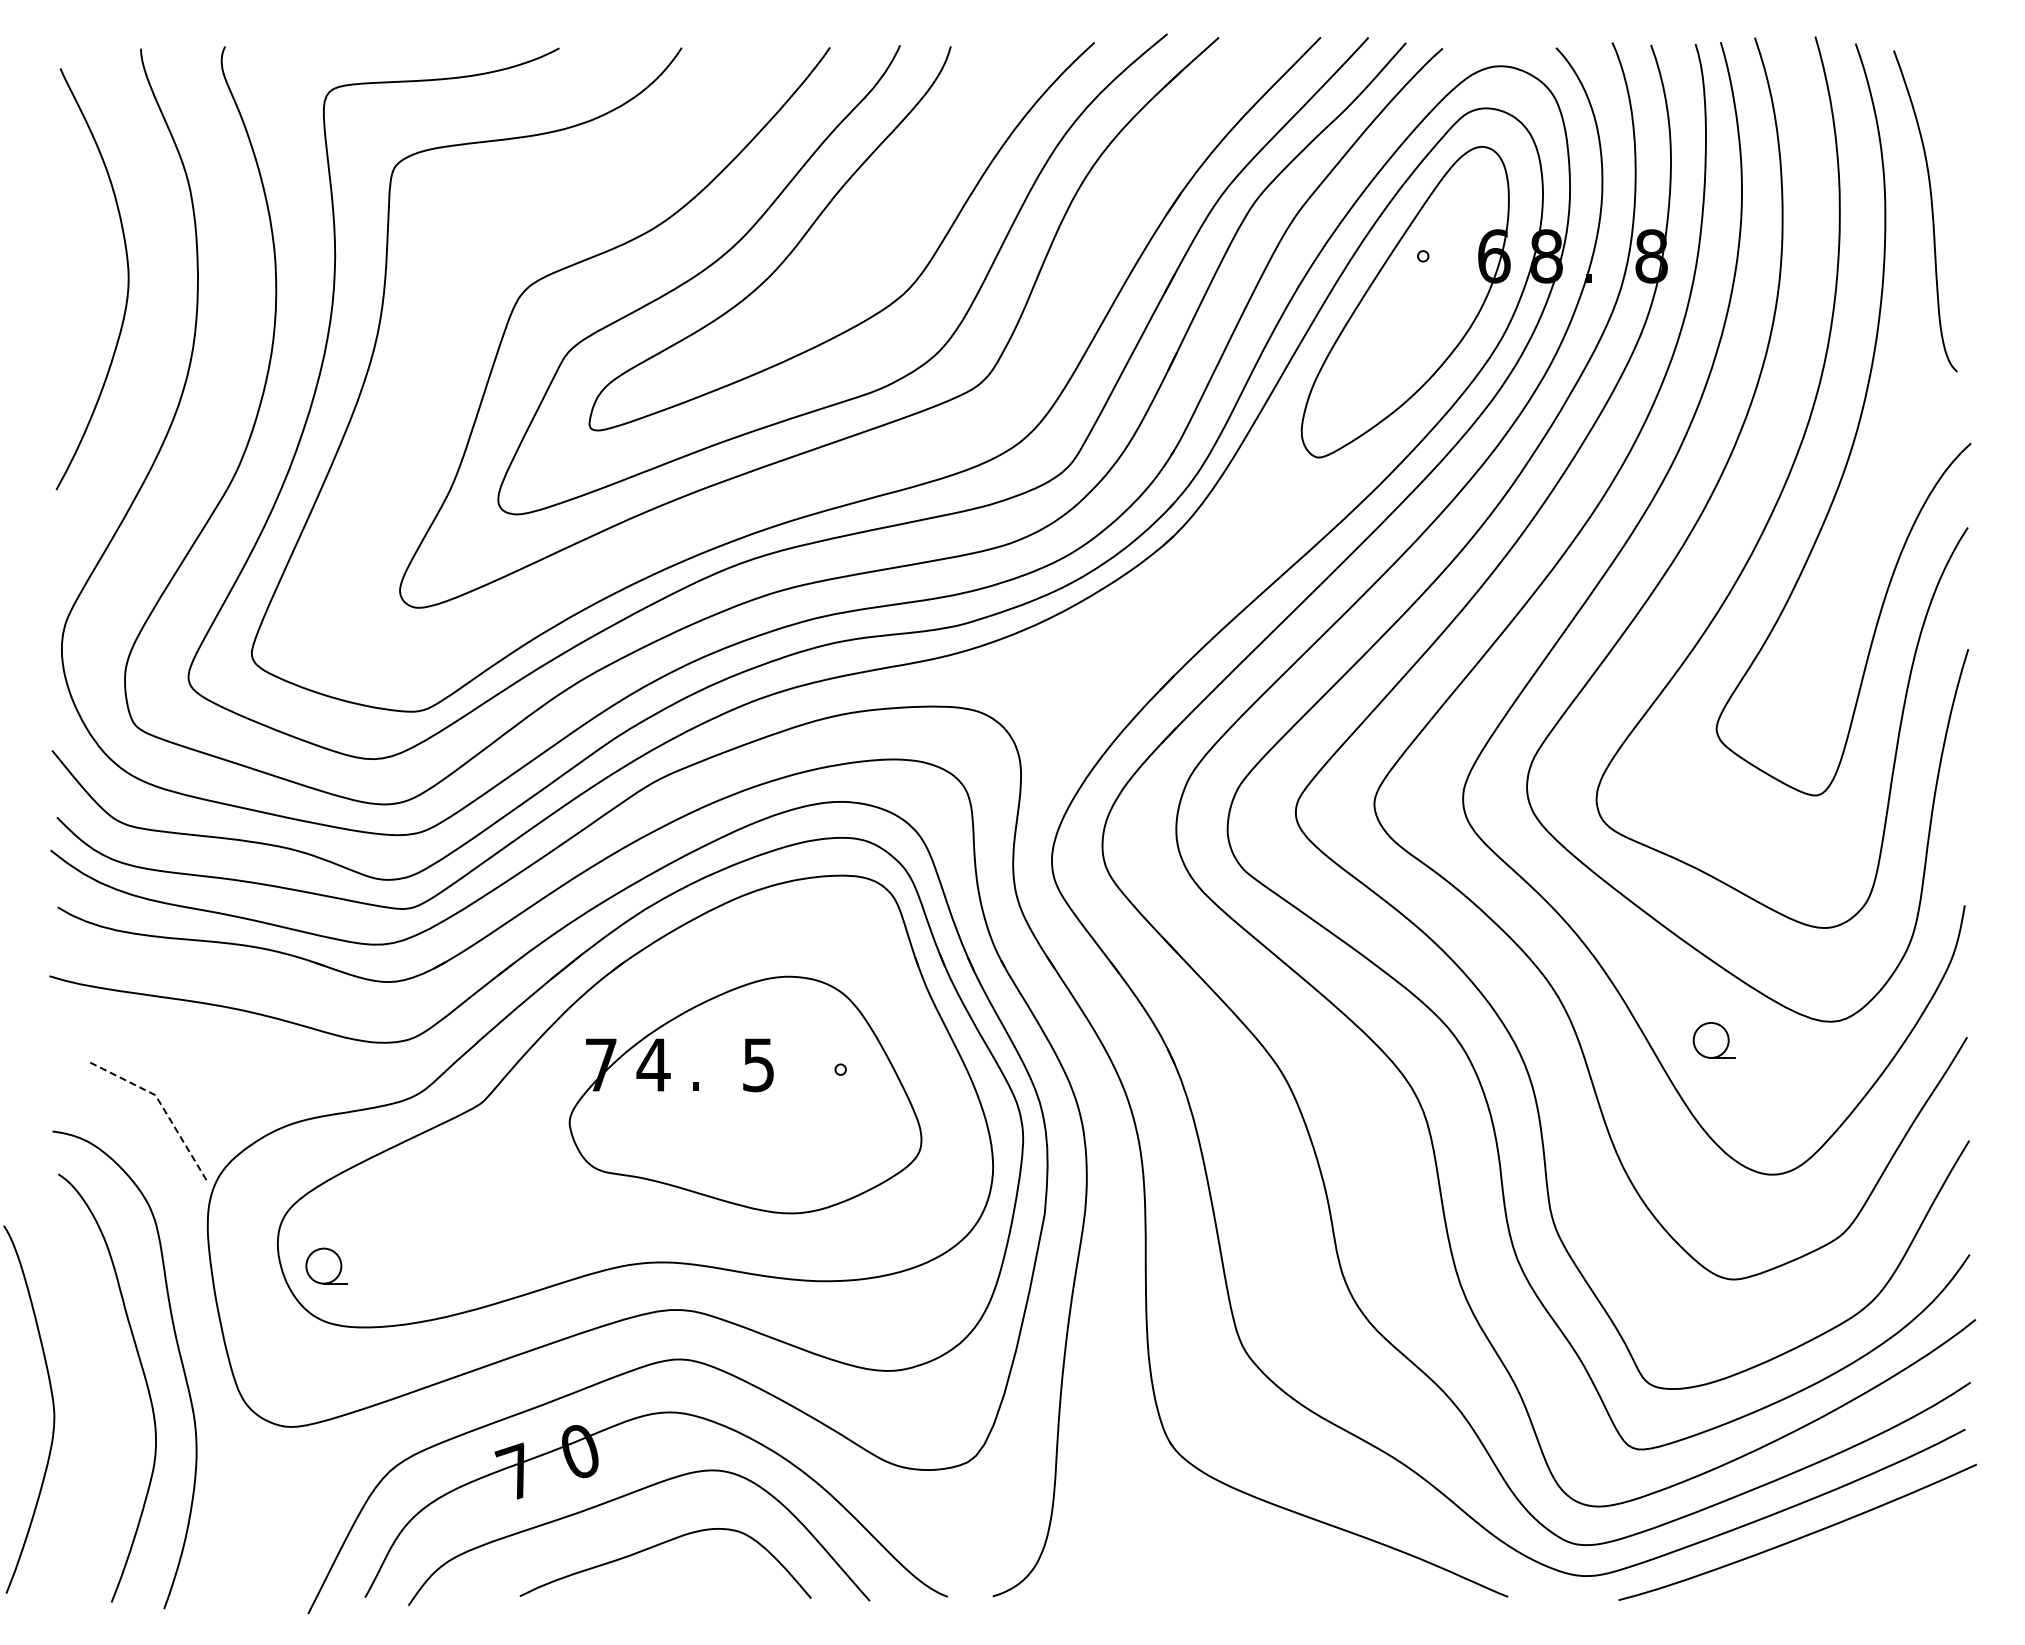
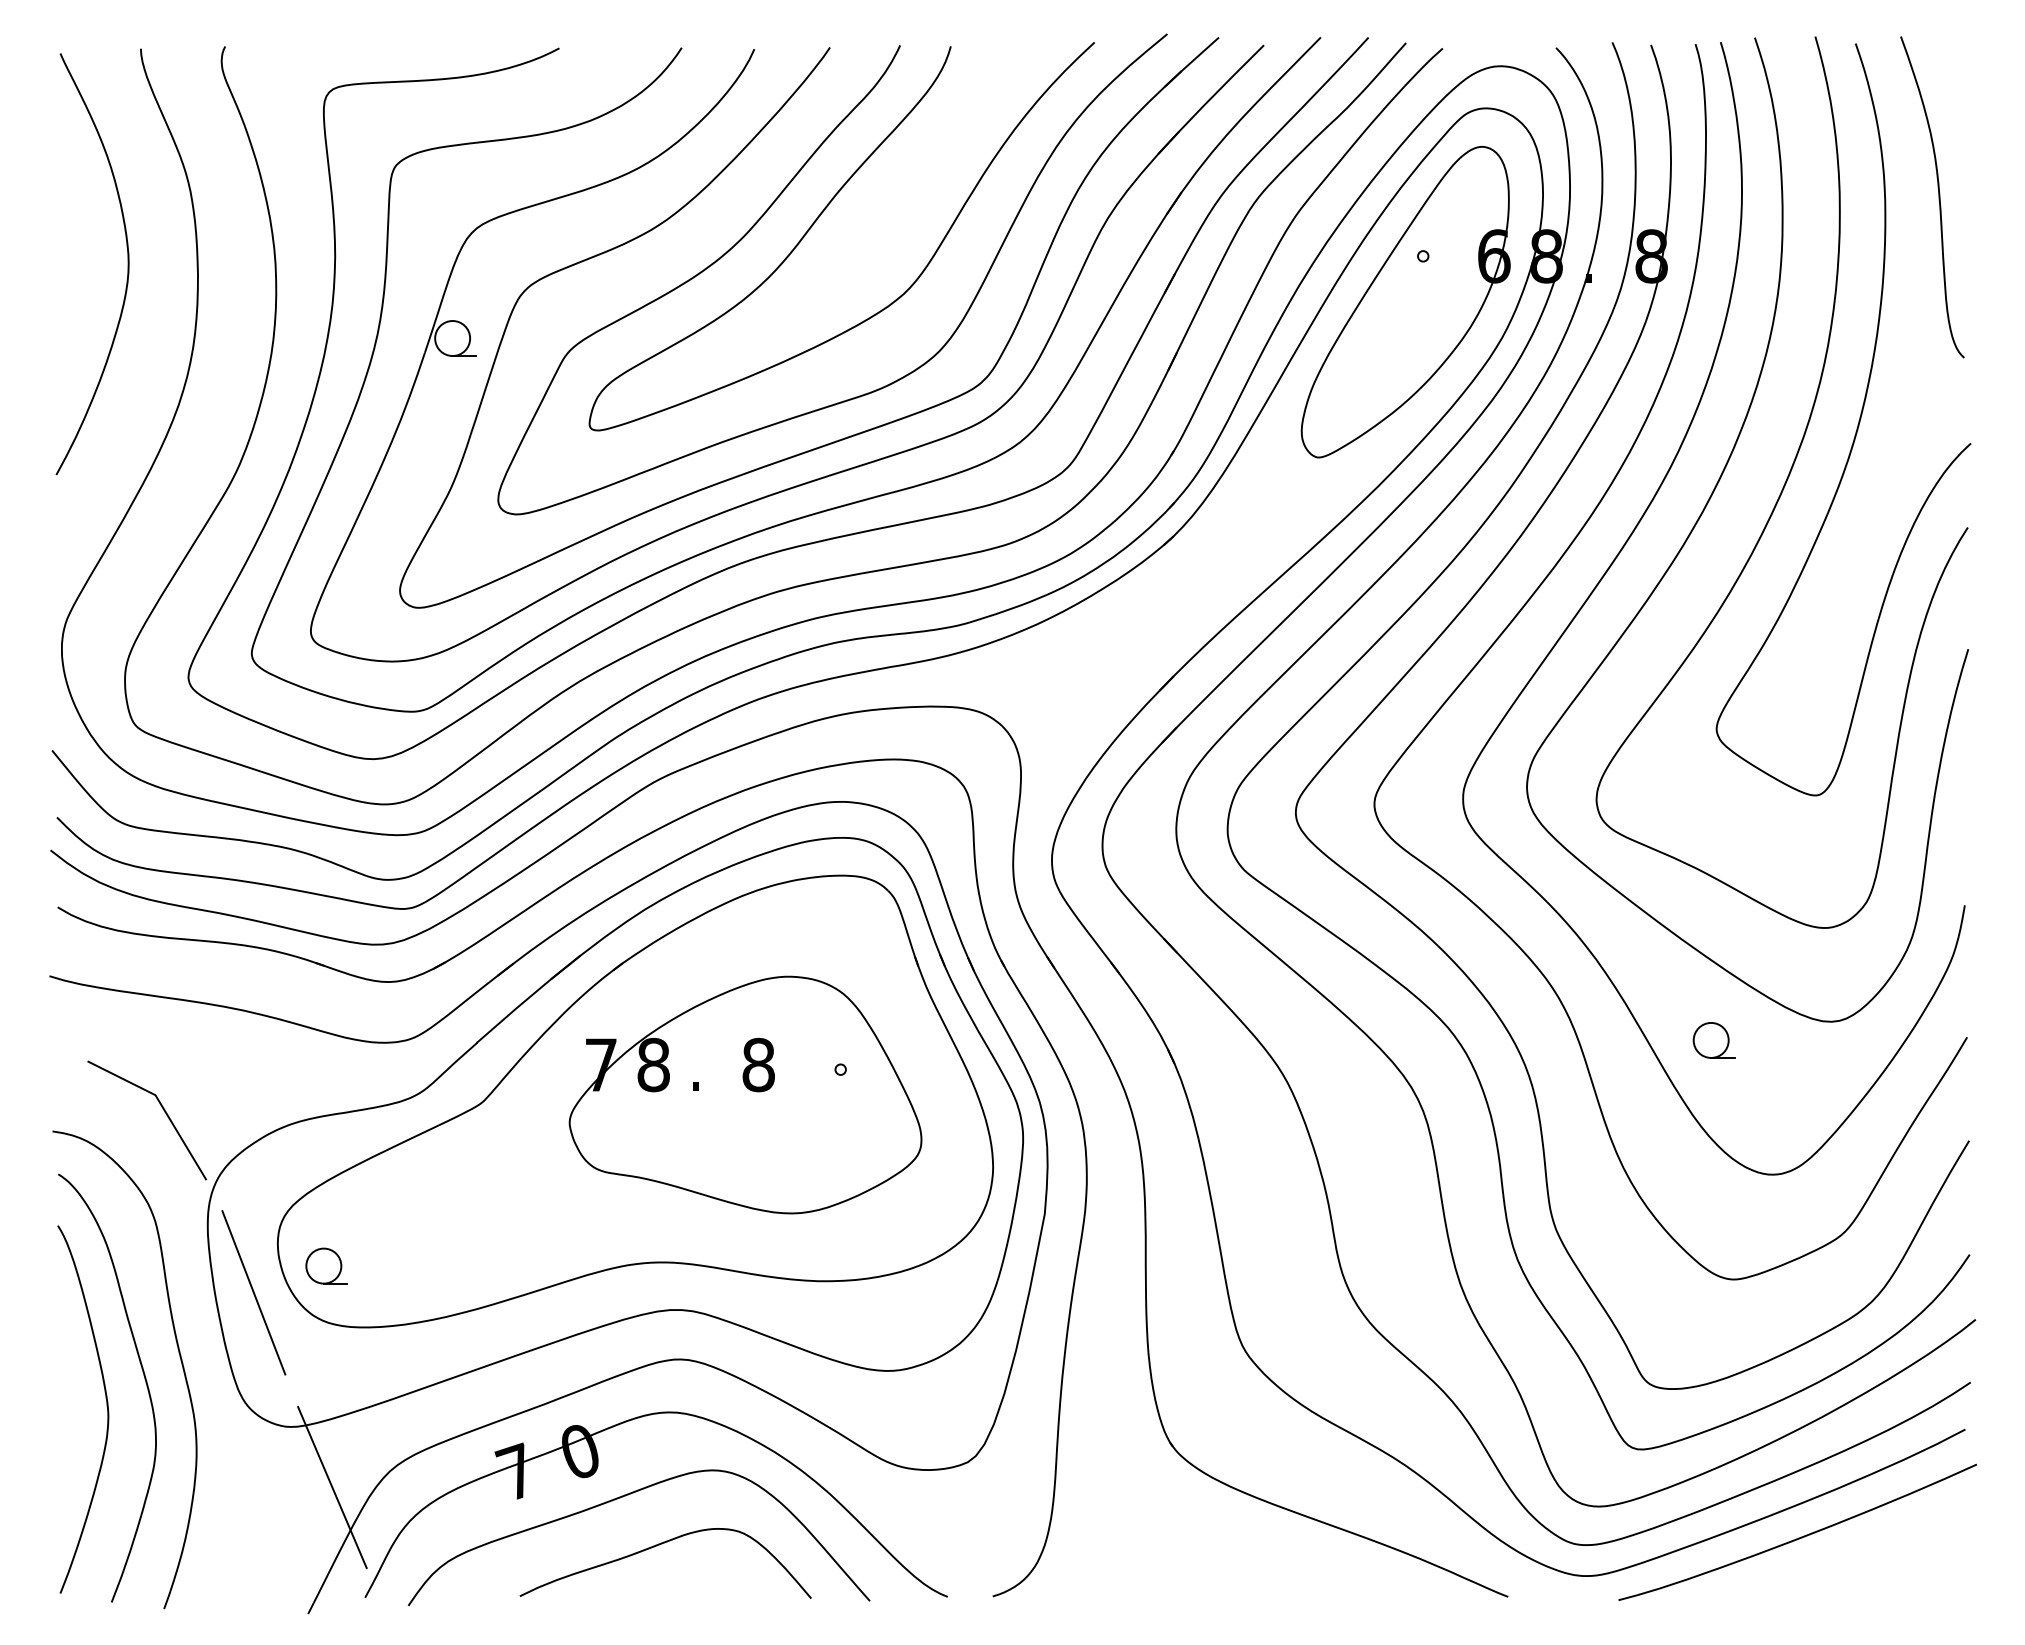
curve position: (1931, 211) -> (1938, 197) (1938, 197)
curve position: (127, 279) -> (127, 264) (127, 264)
part: none -> present (829, 474)
text: 4 -> 8 (653, 1064)
text: 5 -> 8 (758, 1064)
line: dashed -> solid (161, 1104)
line: none -> present (253, 1292)
curve position: (52, 1406) -> (106, 1406) (106, 1406)
line: none -> present (332, 1487)
